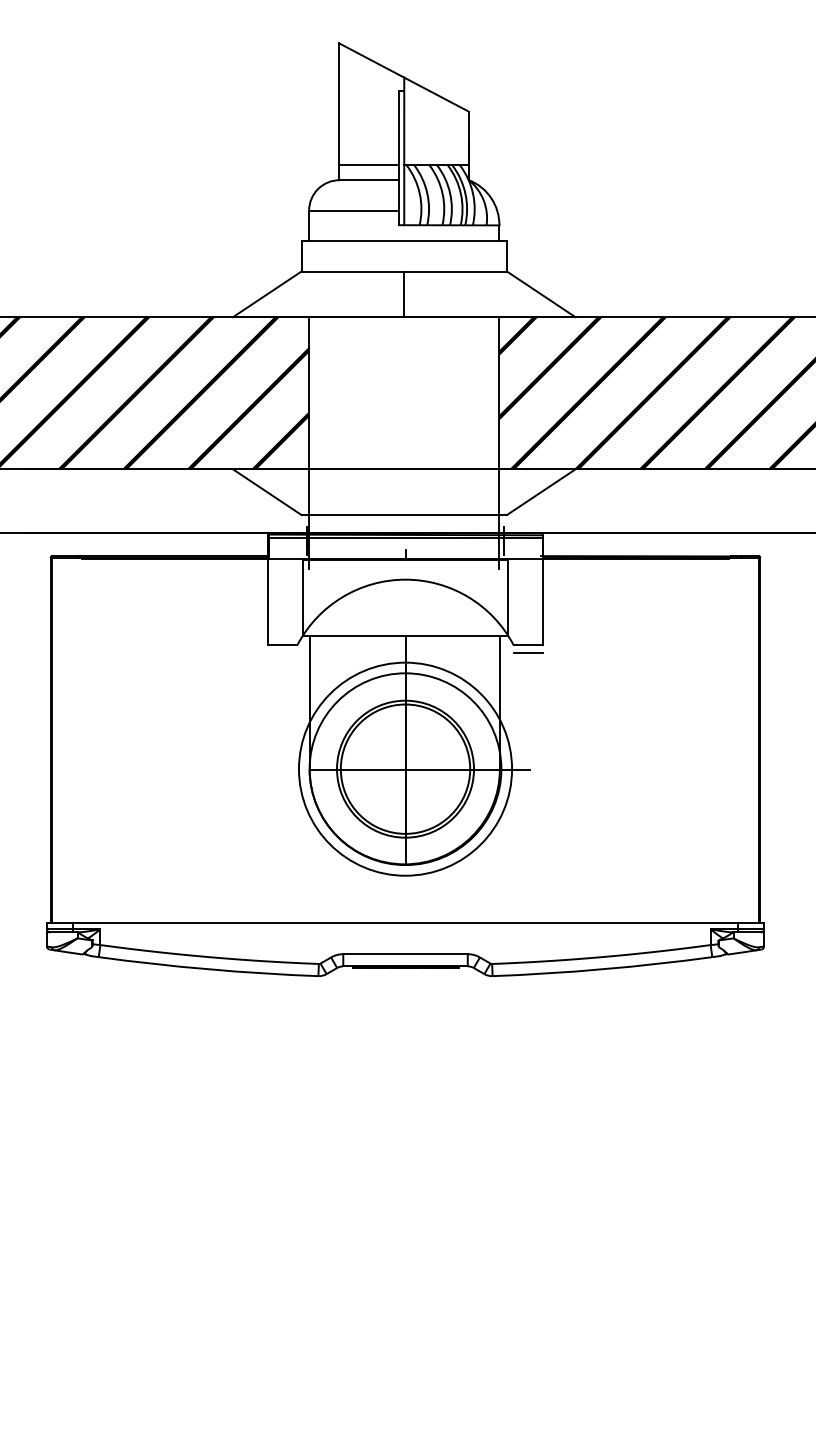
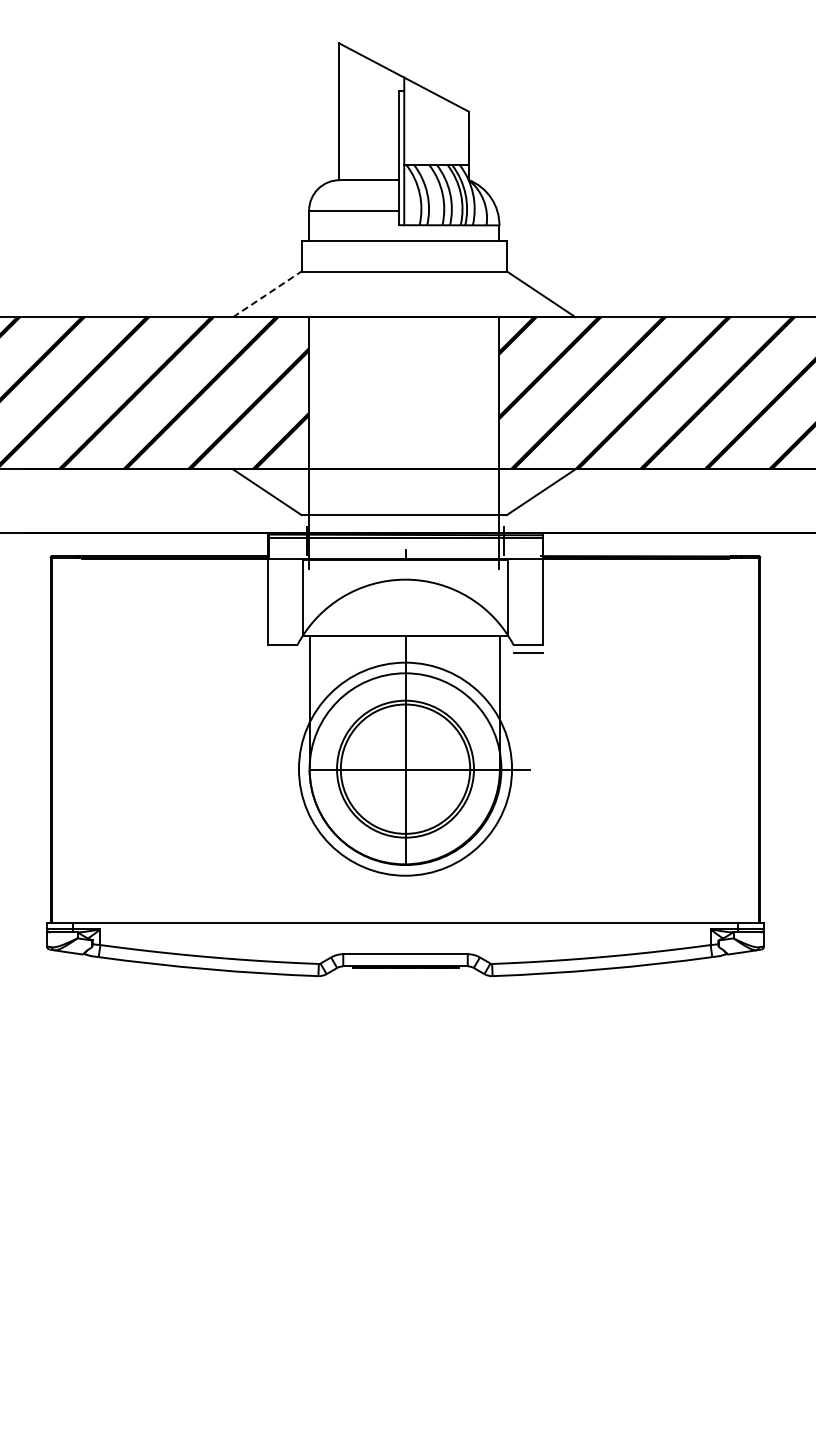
line: present -> none (369, 165)
line: solid -> dashed (267, 294)
line: present -> none (404, 294)
